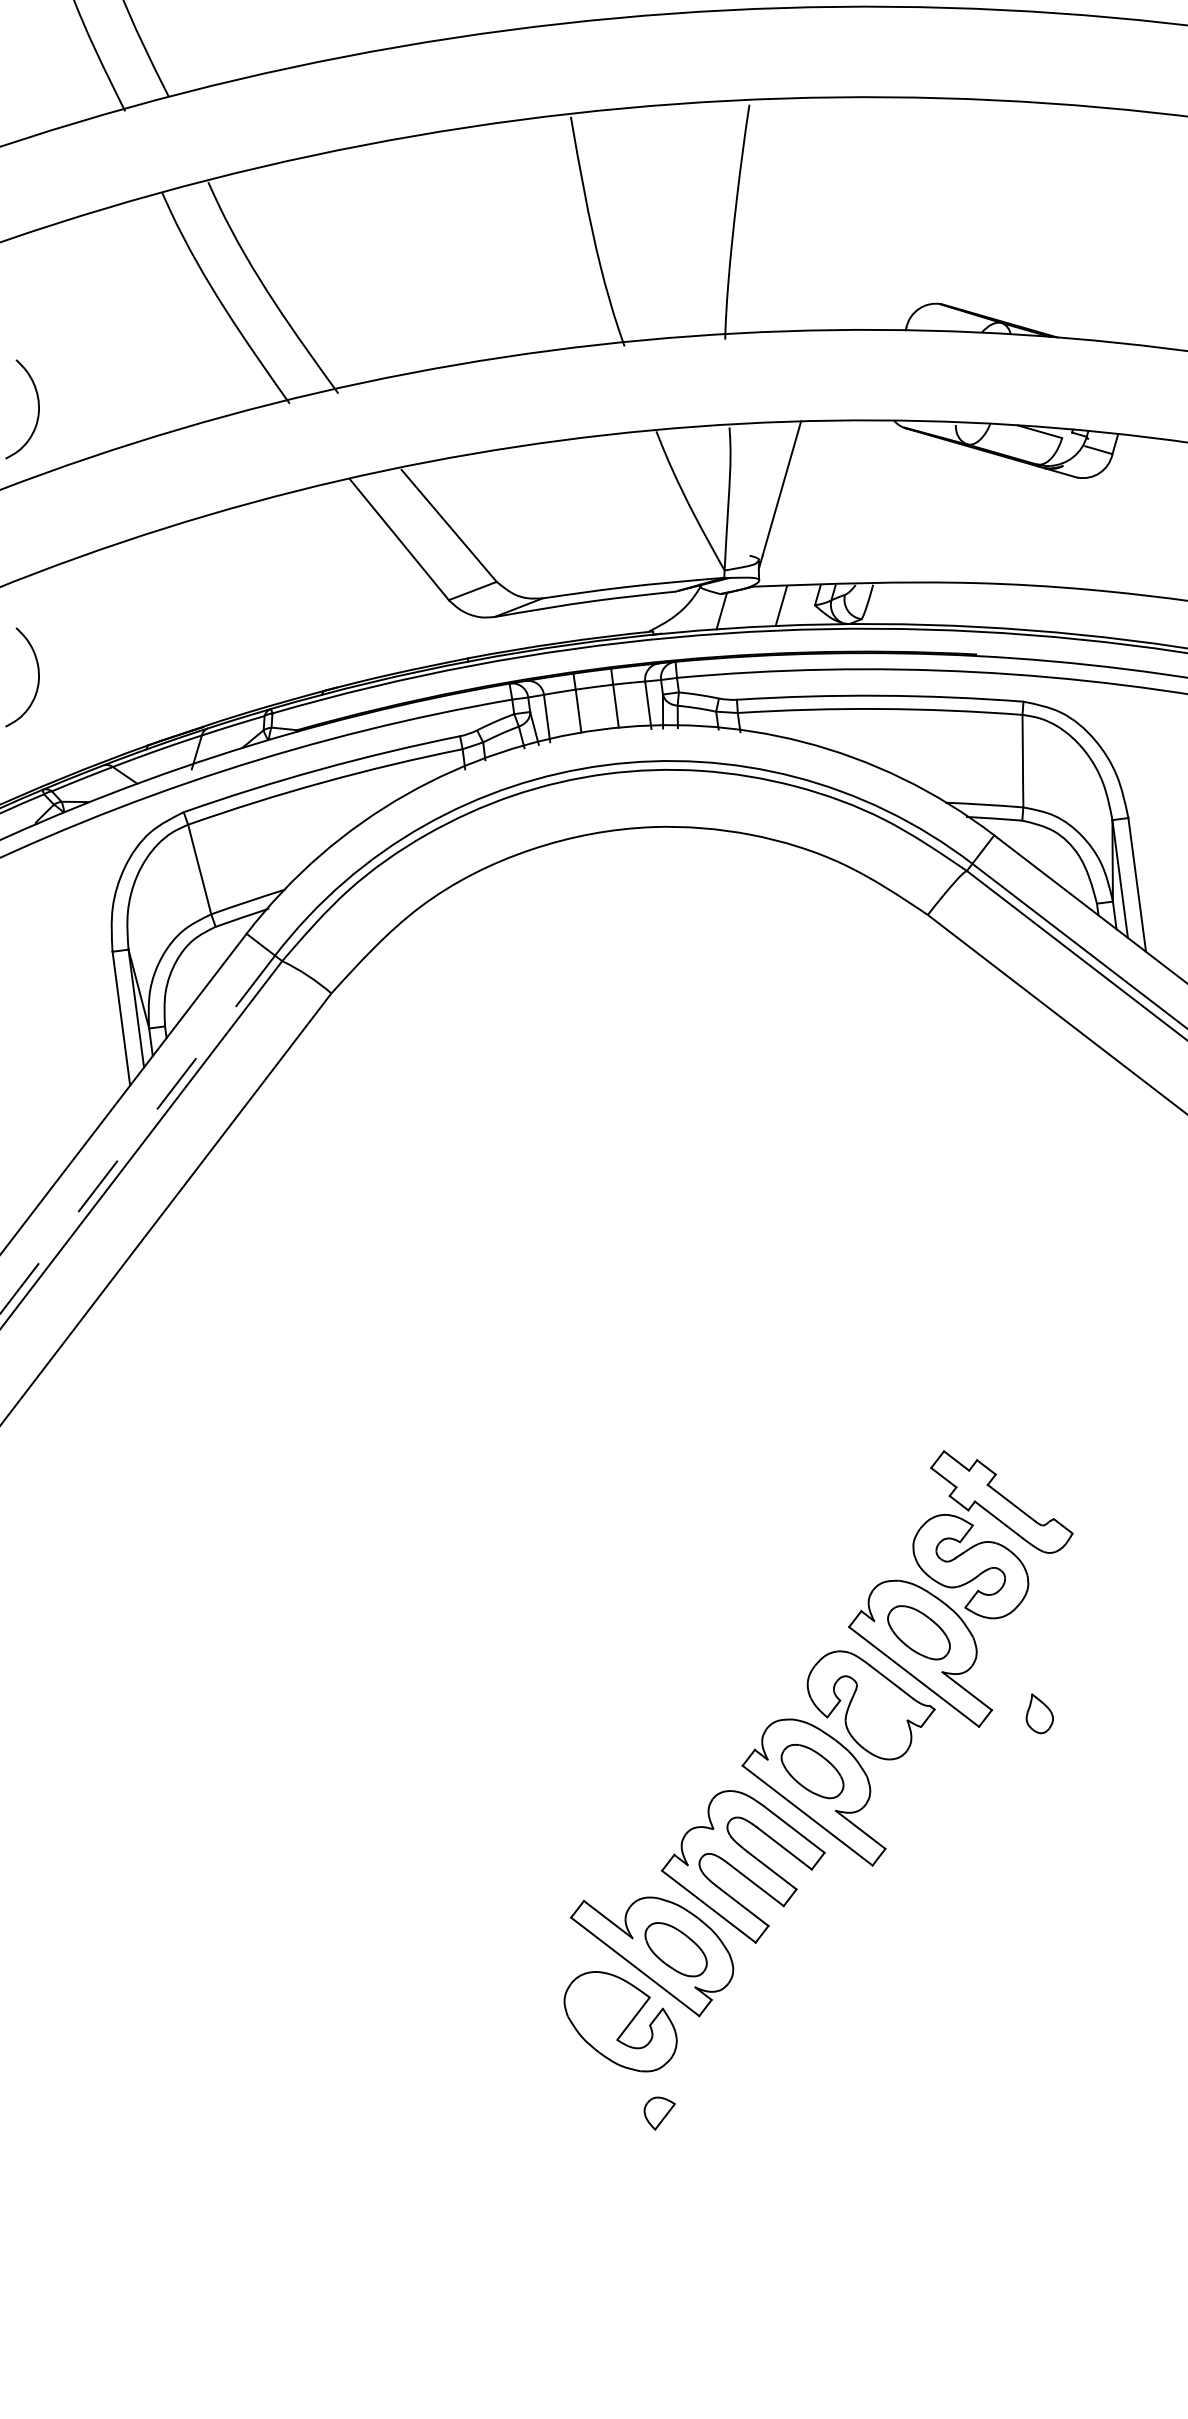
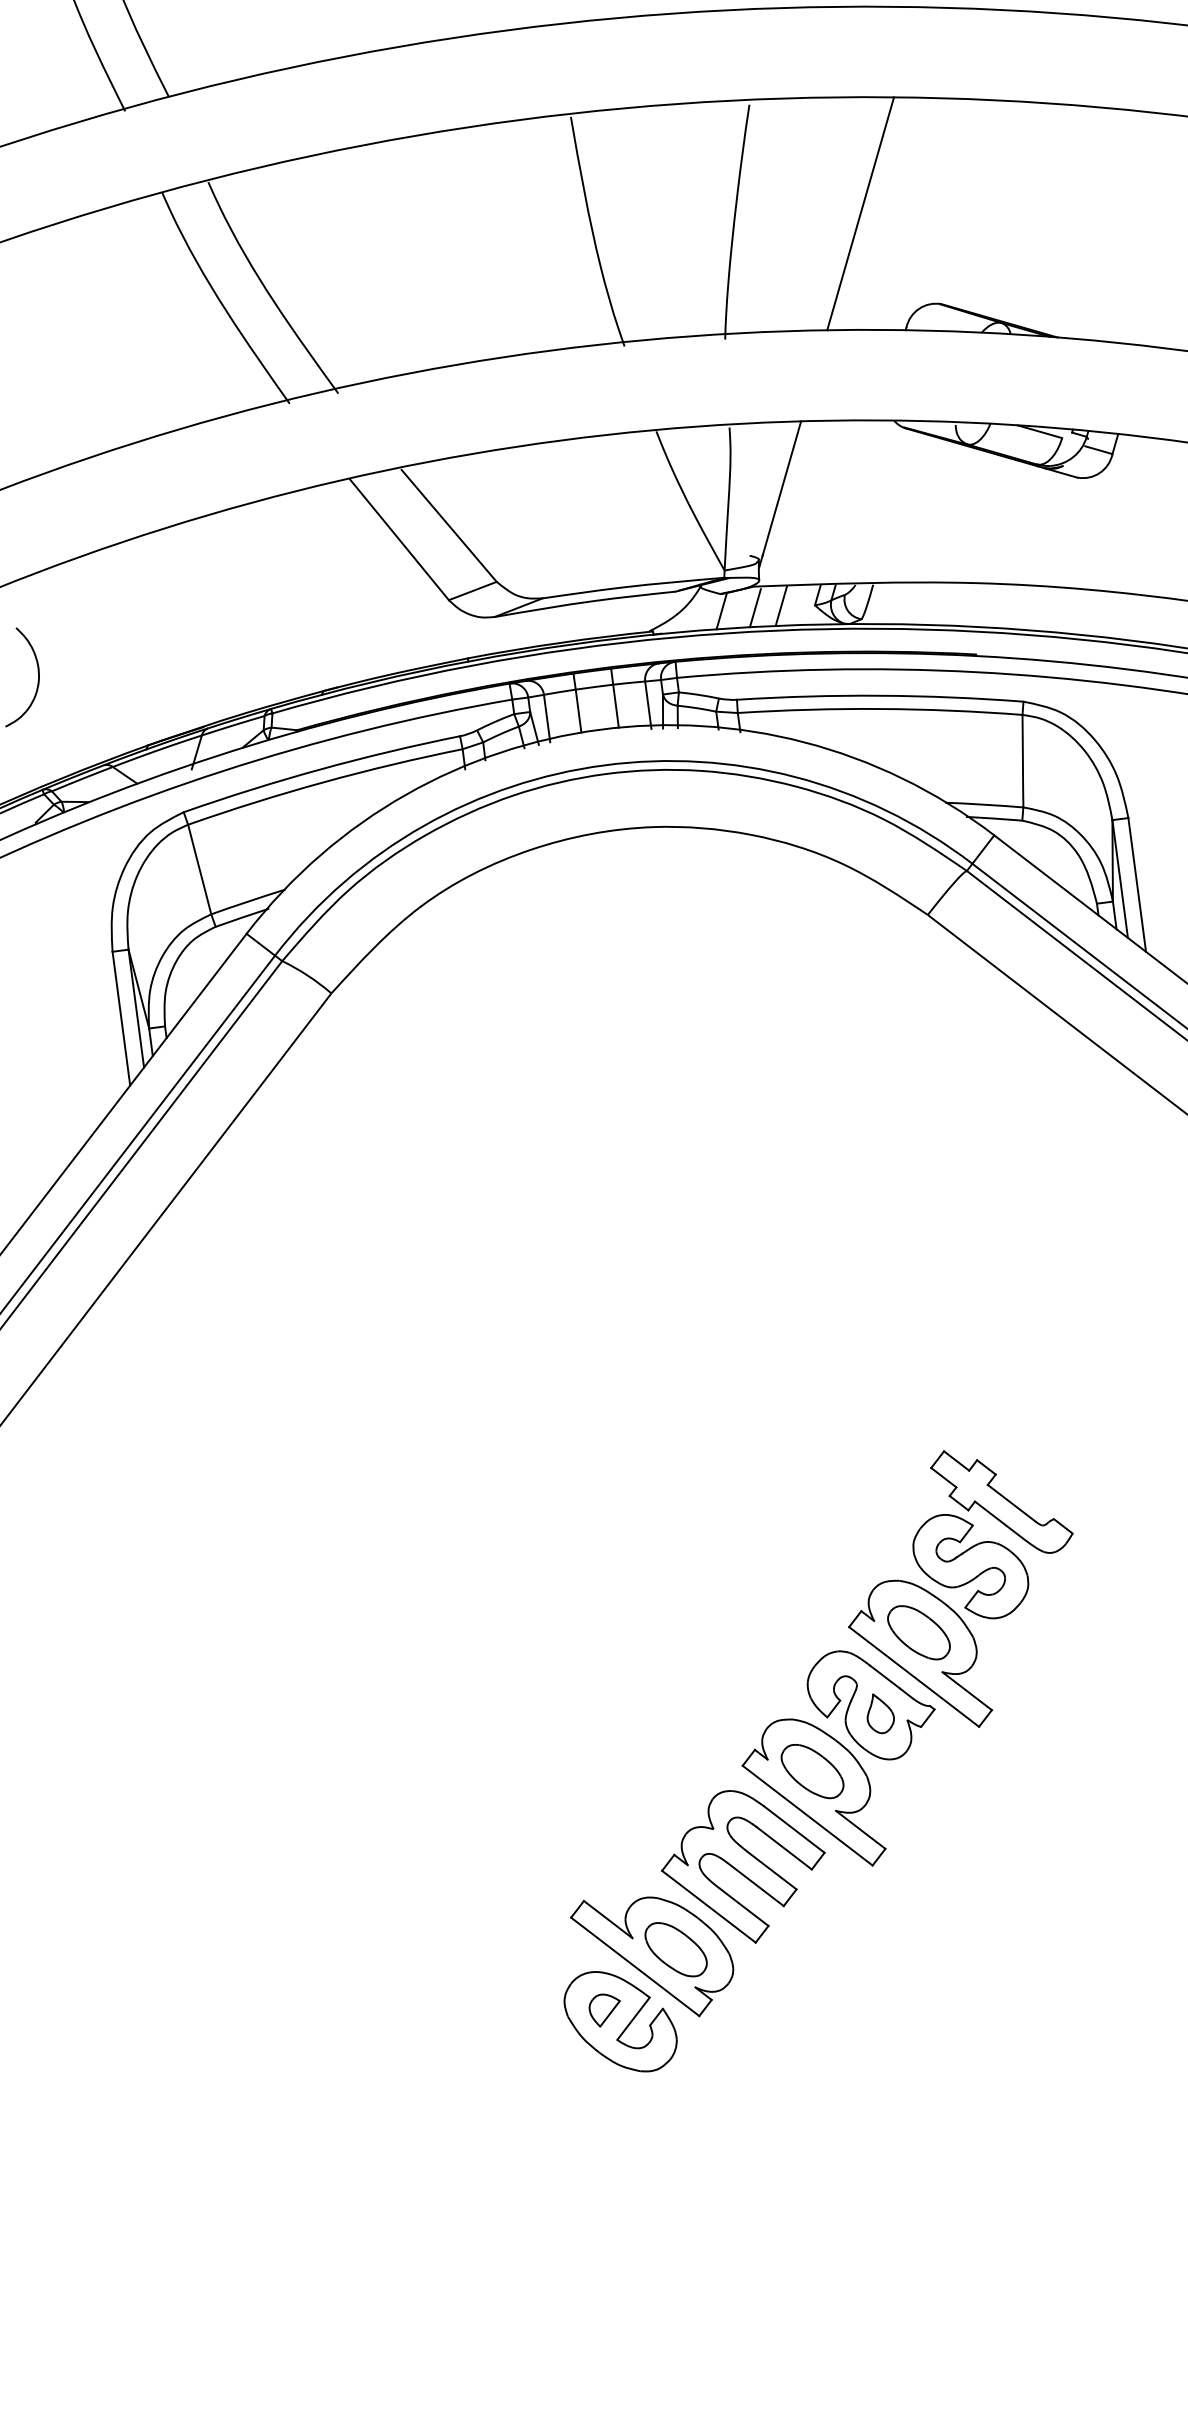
line: none -> present (860, 213)
curve: present -> none (37, 413)
line: none -> present (754, 608)
line: dashed -> solid (138, 1134)
part position: (1039, 1713) -> (880, 1713) (880, 1713)
part position: (659, 2113) -> (604, 2010) (604, 2010)
